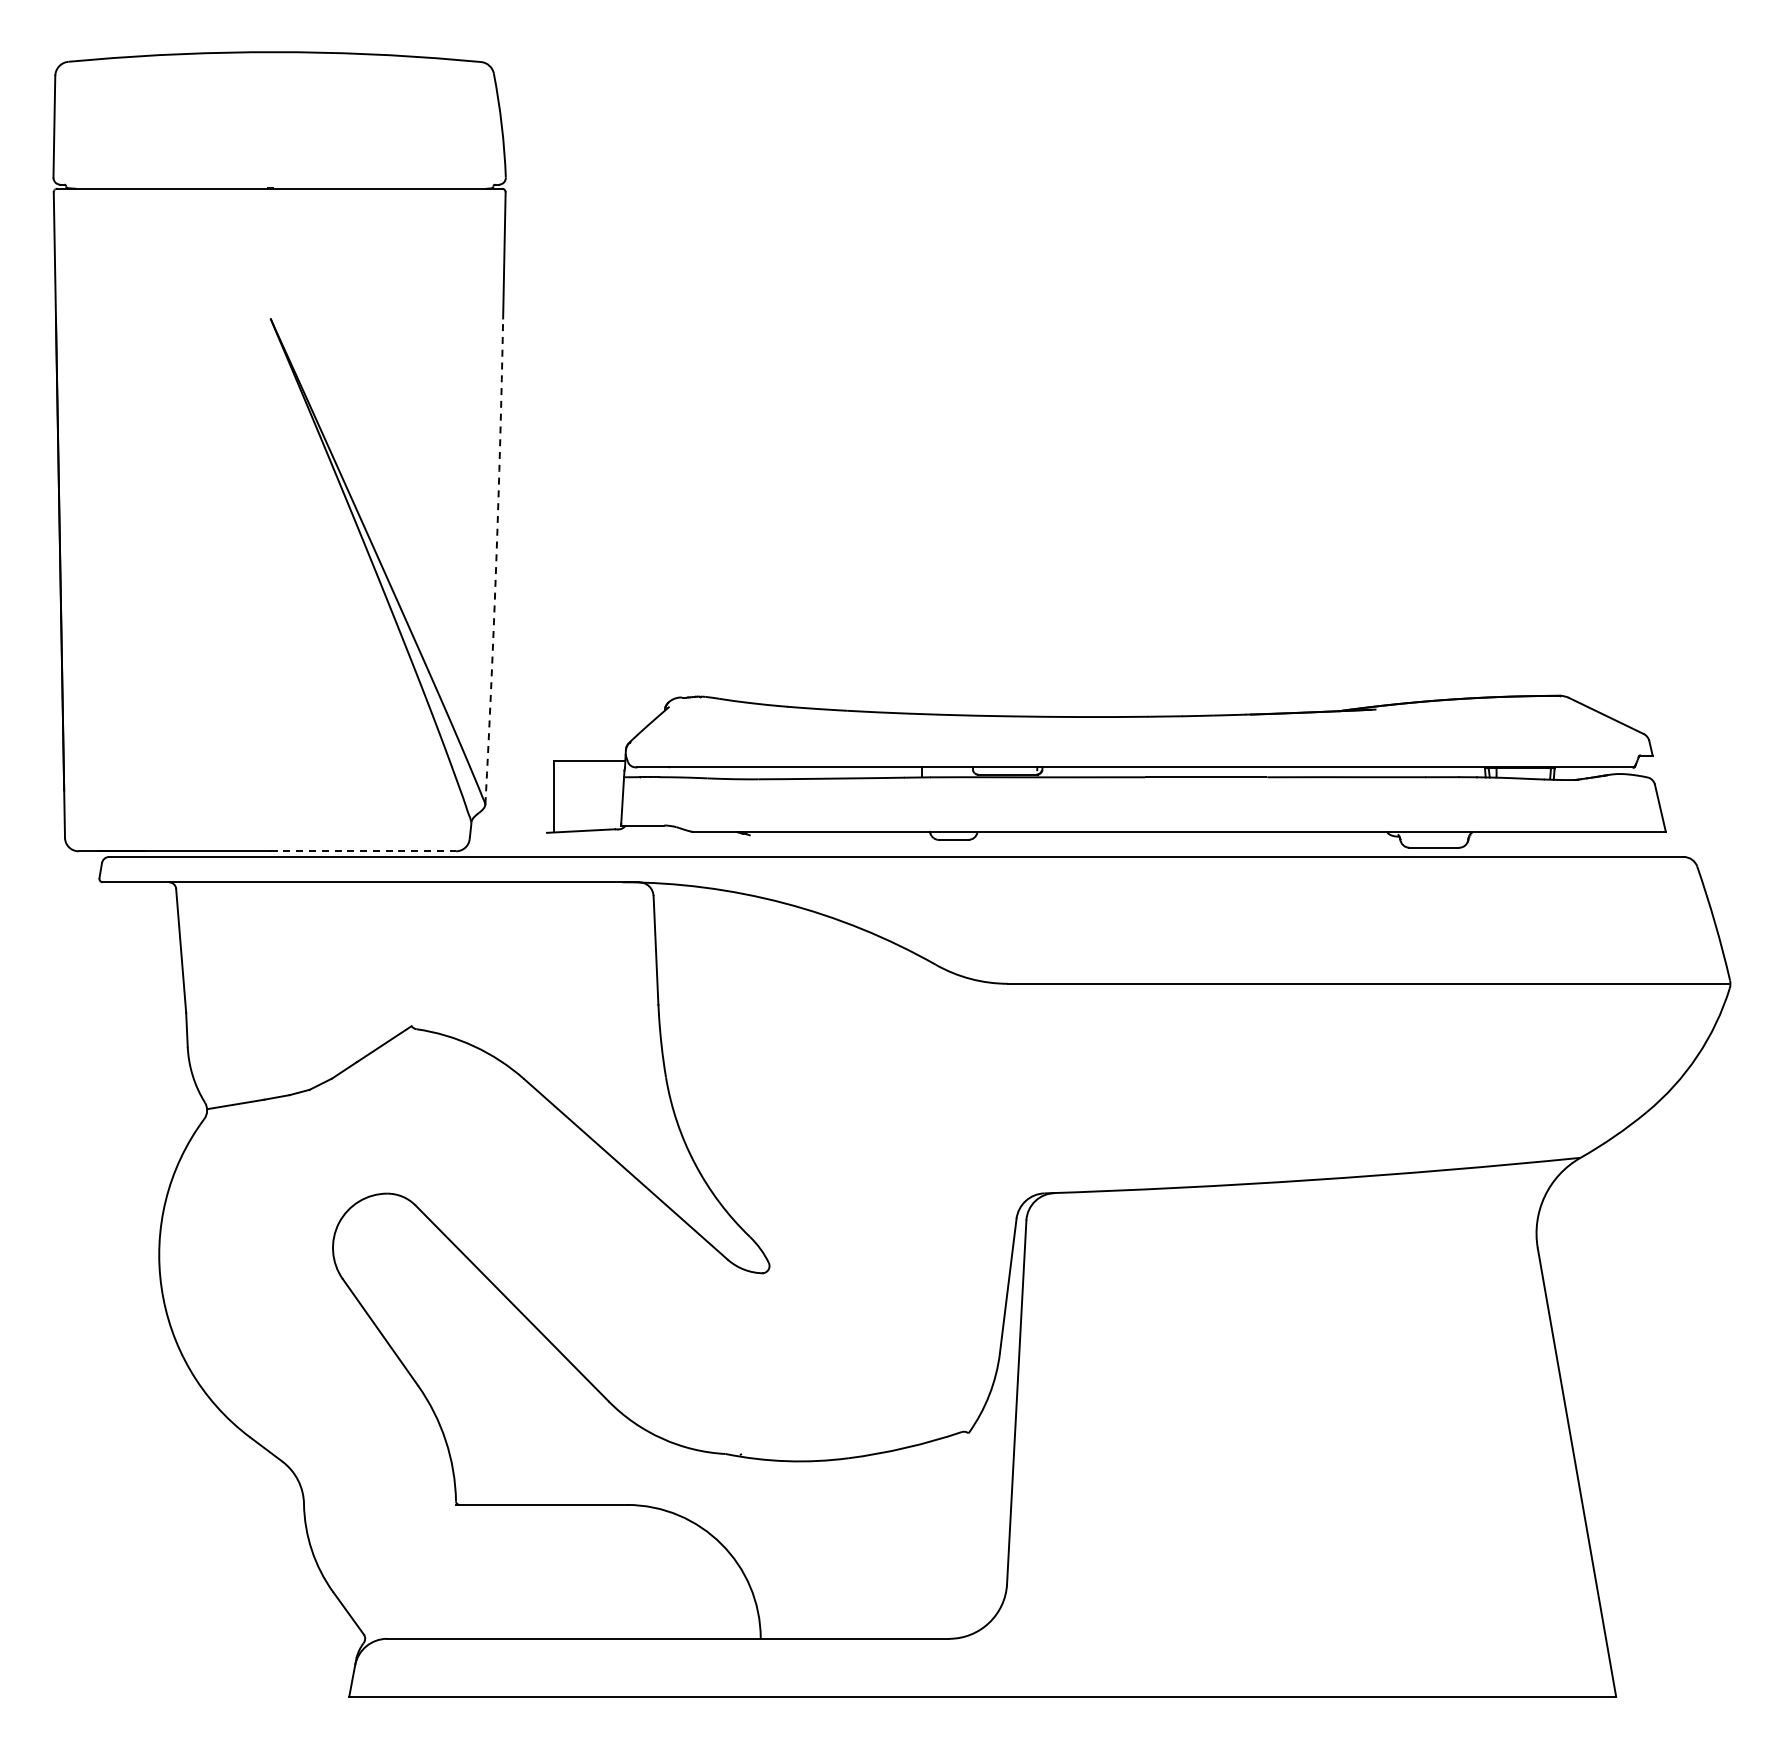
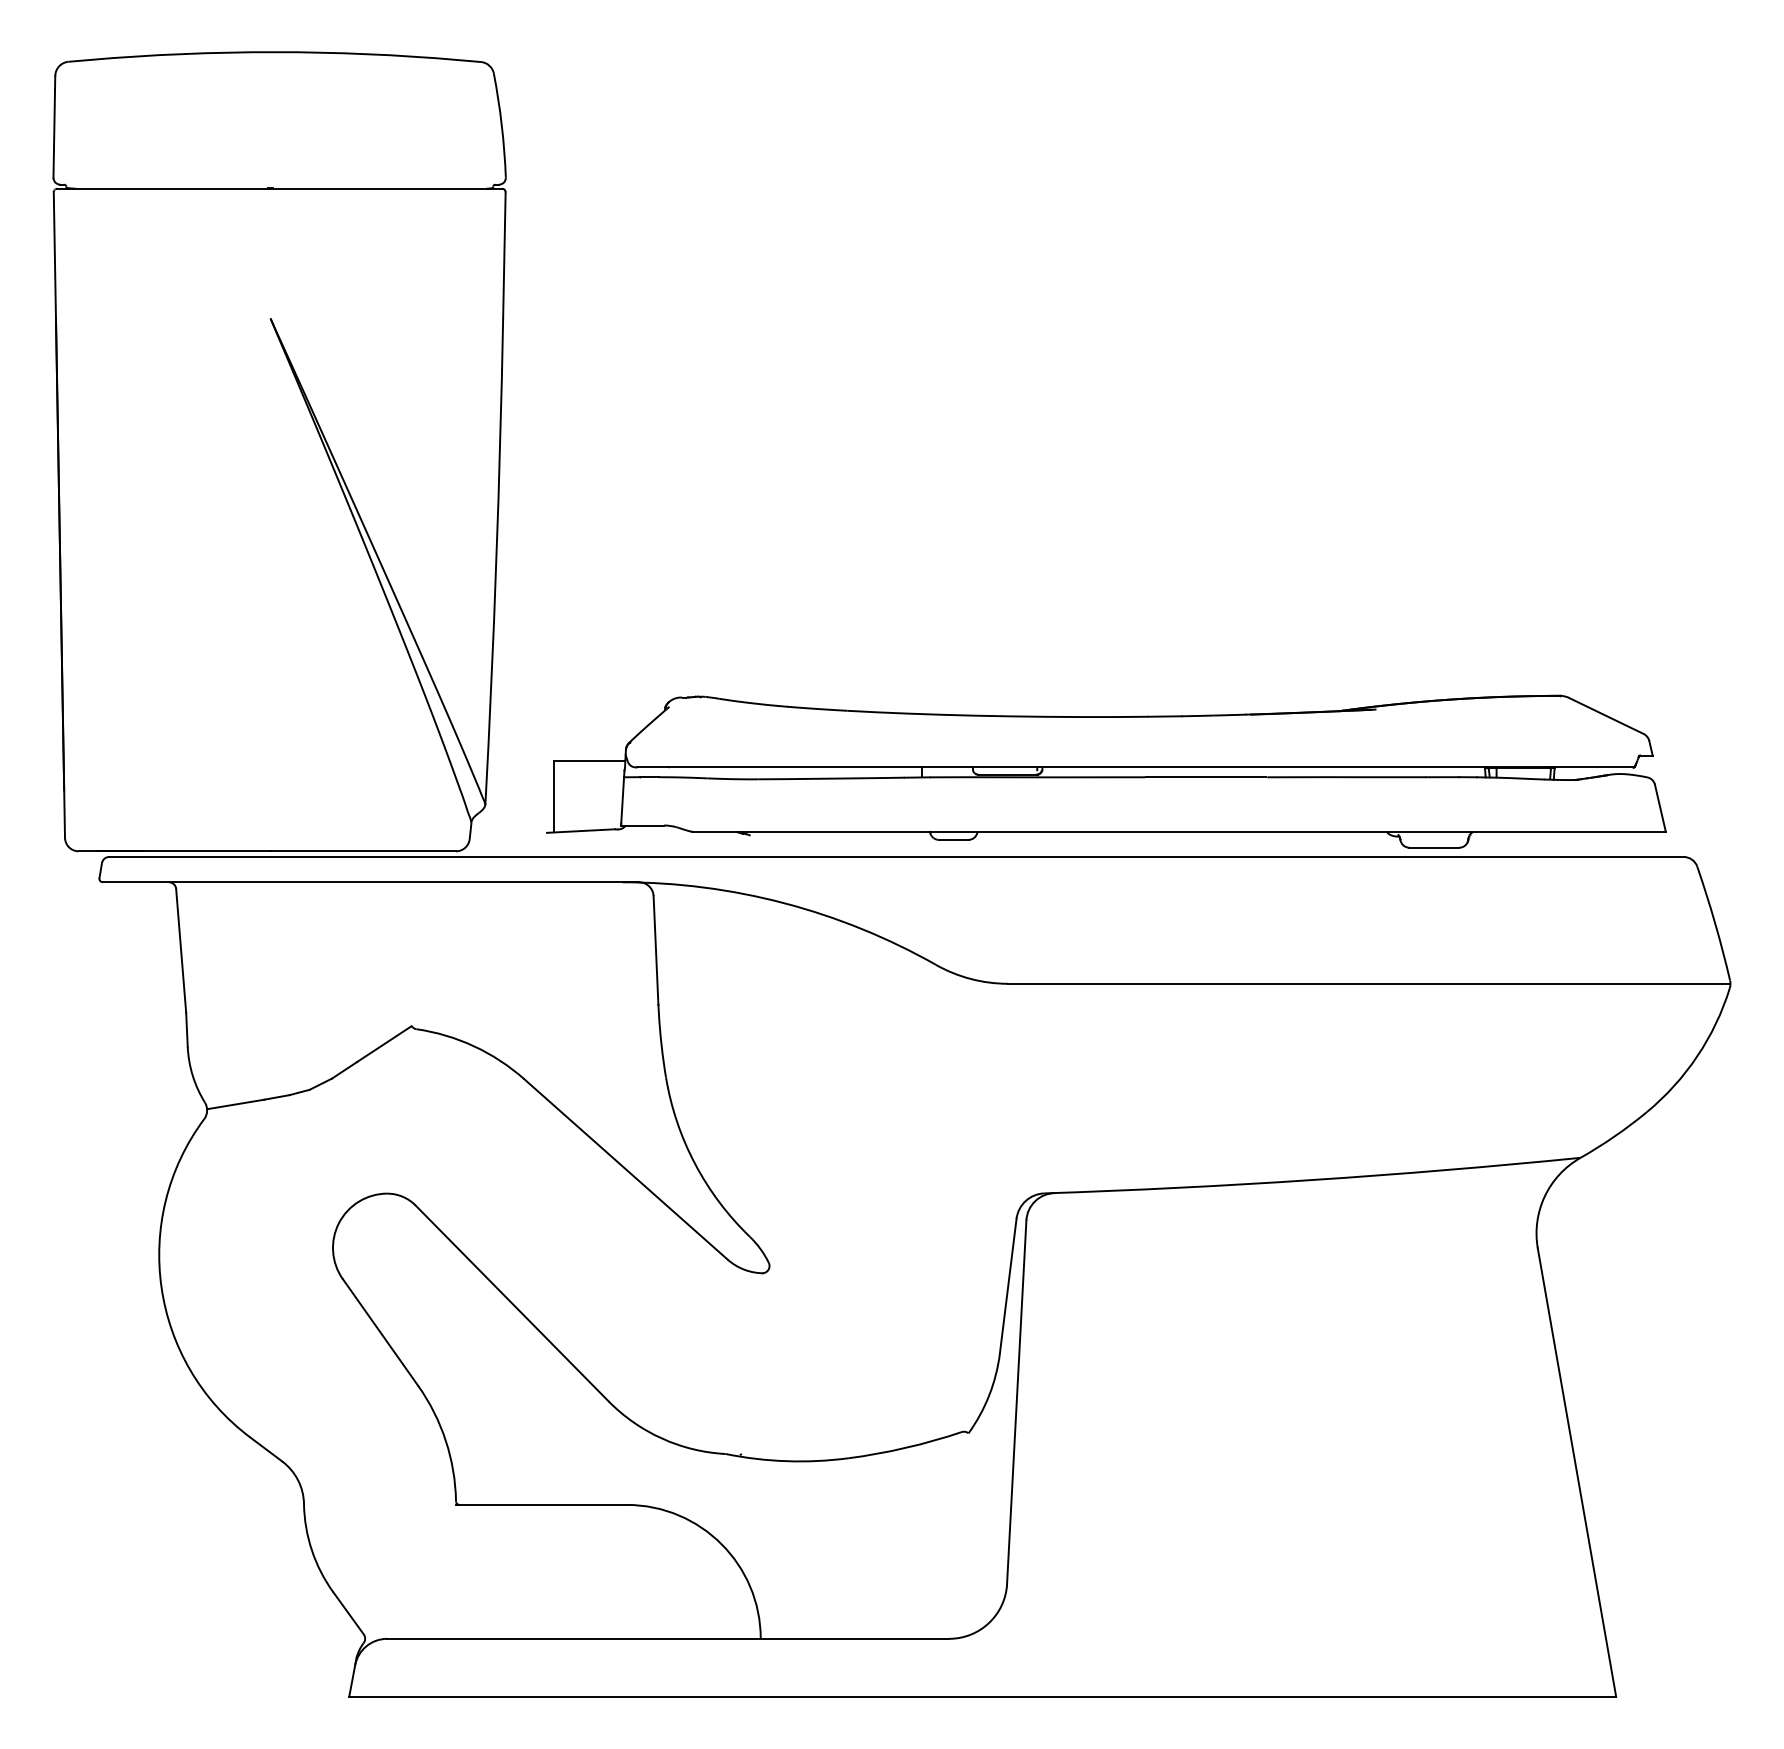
arc: dashed -> solid (496, 561)
line: dashed -> solid (363, 851)
